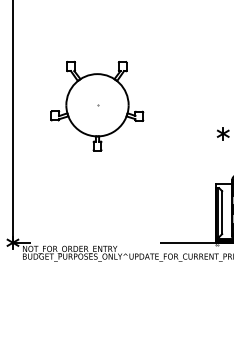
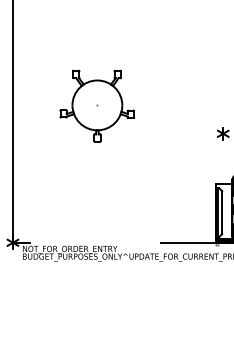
part size: 95x91 px -> 76x74 px (96, 105)
